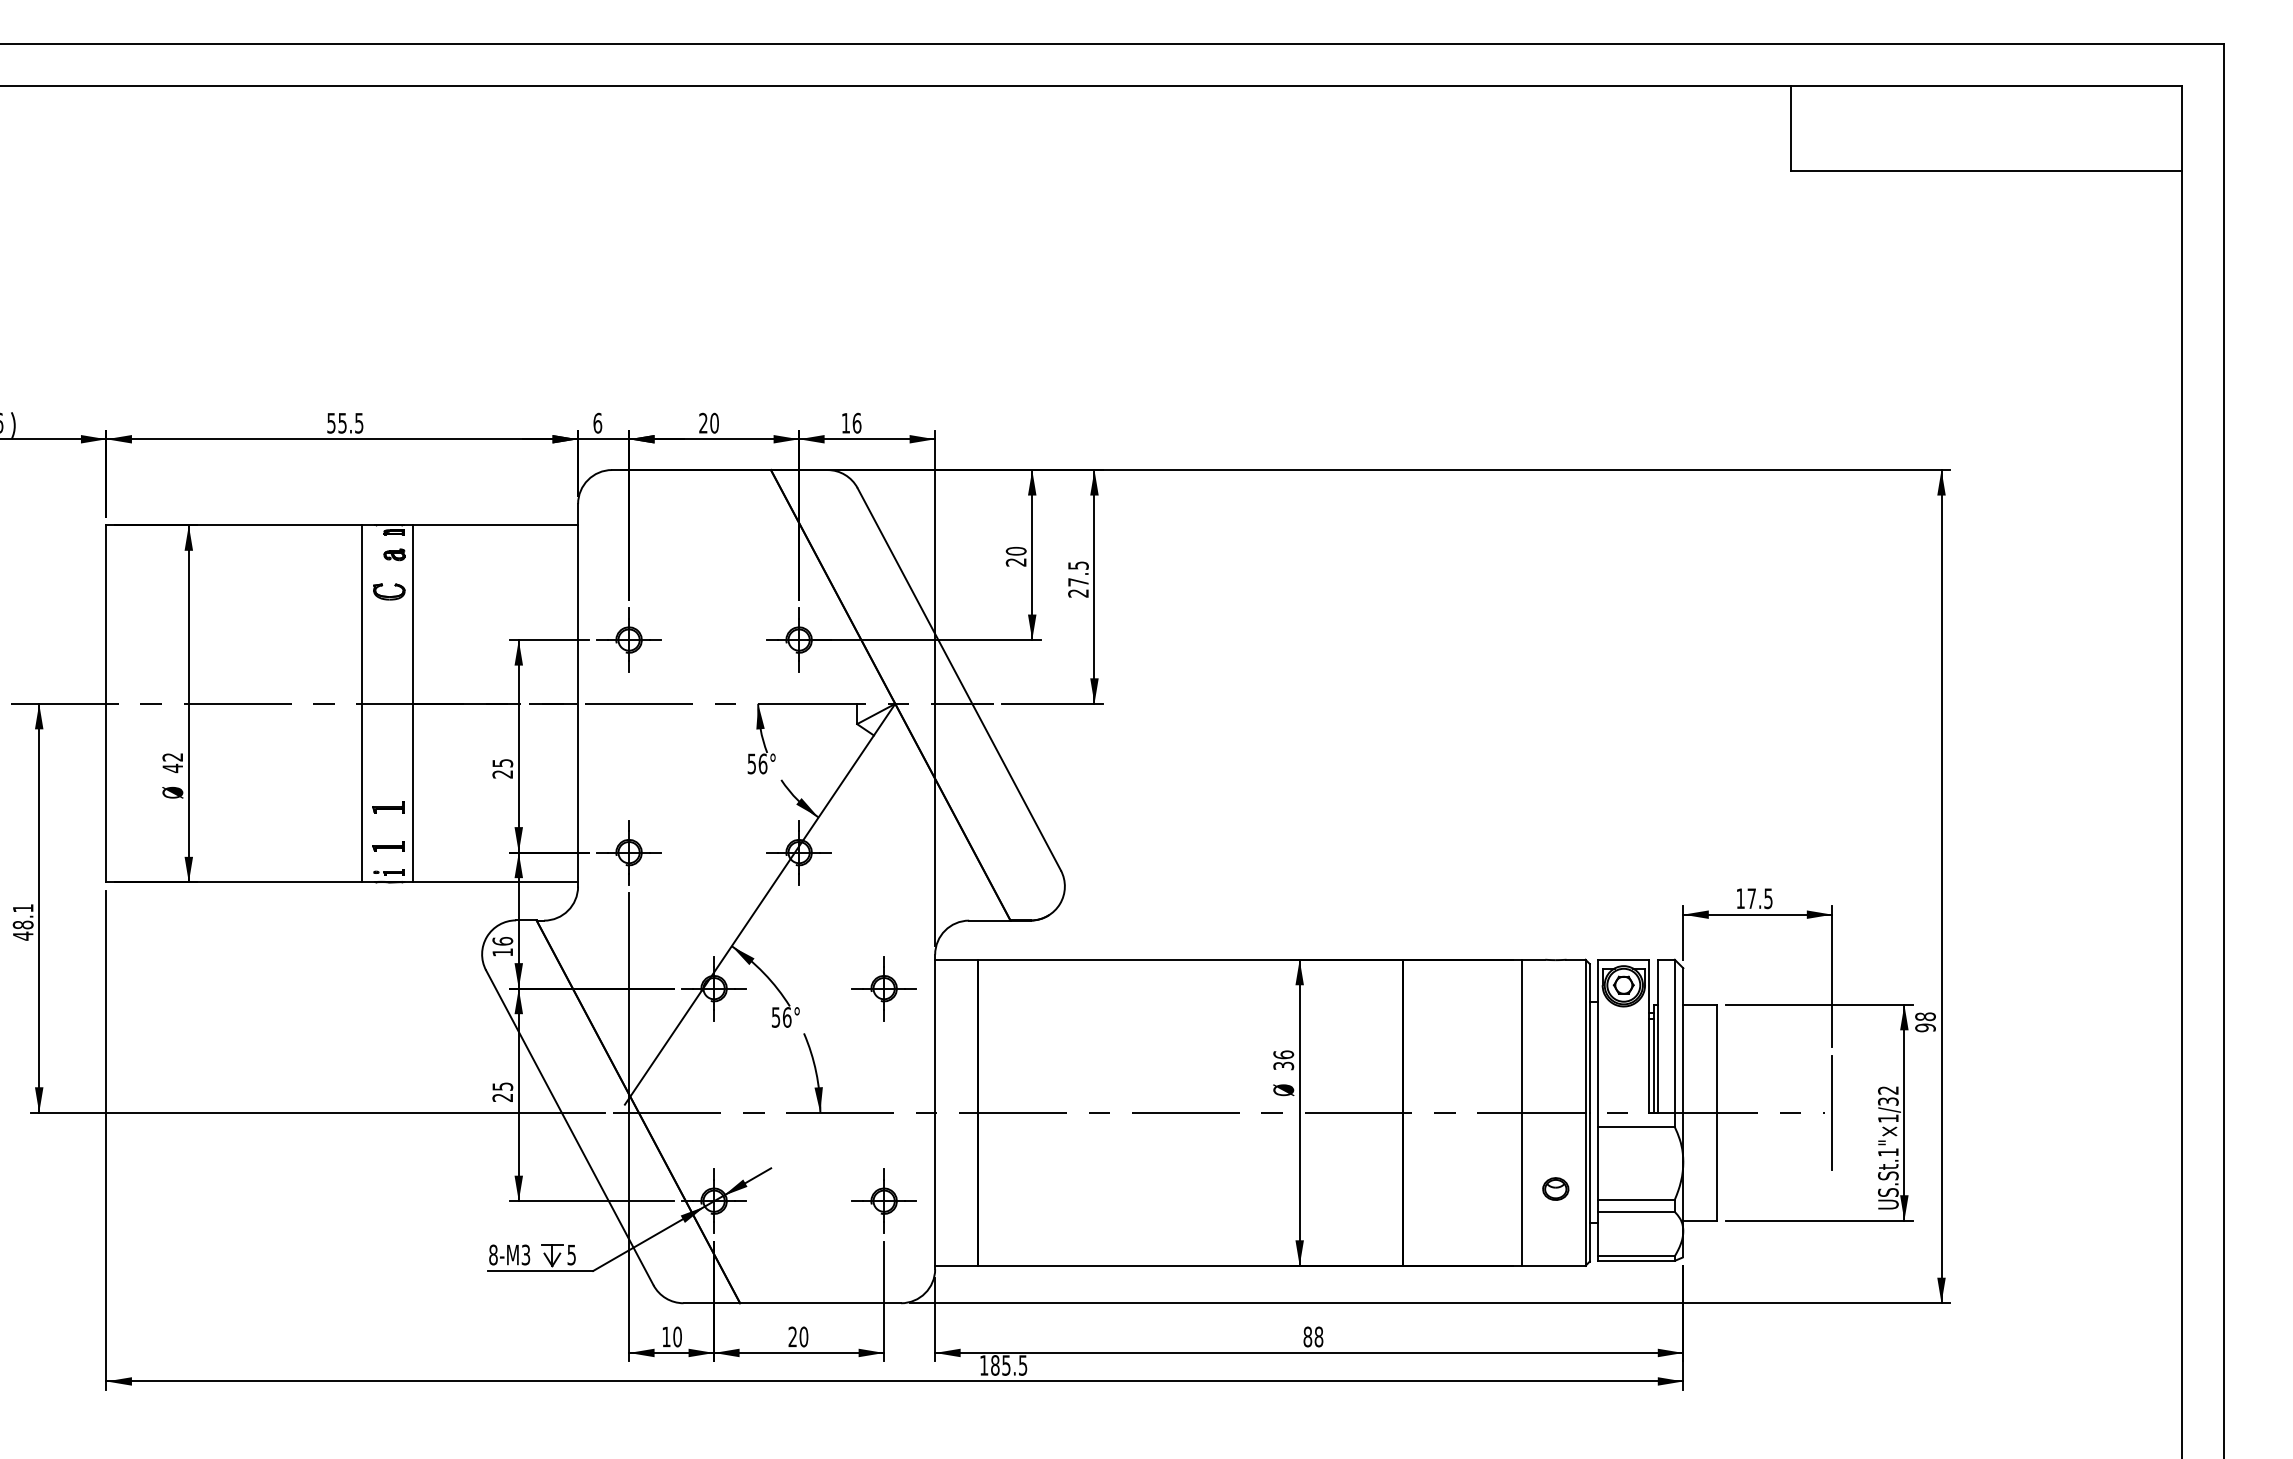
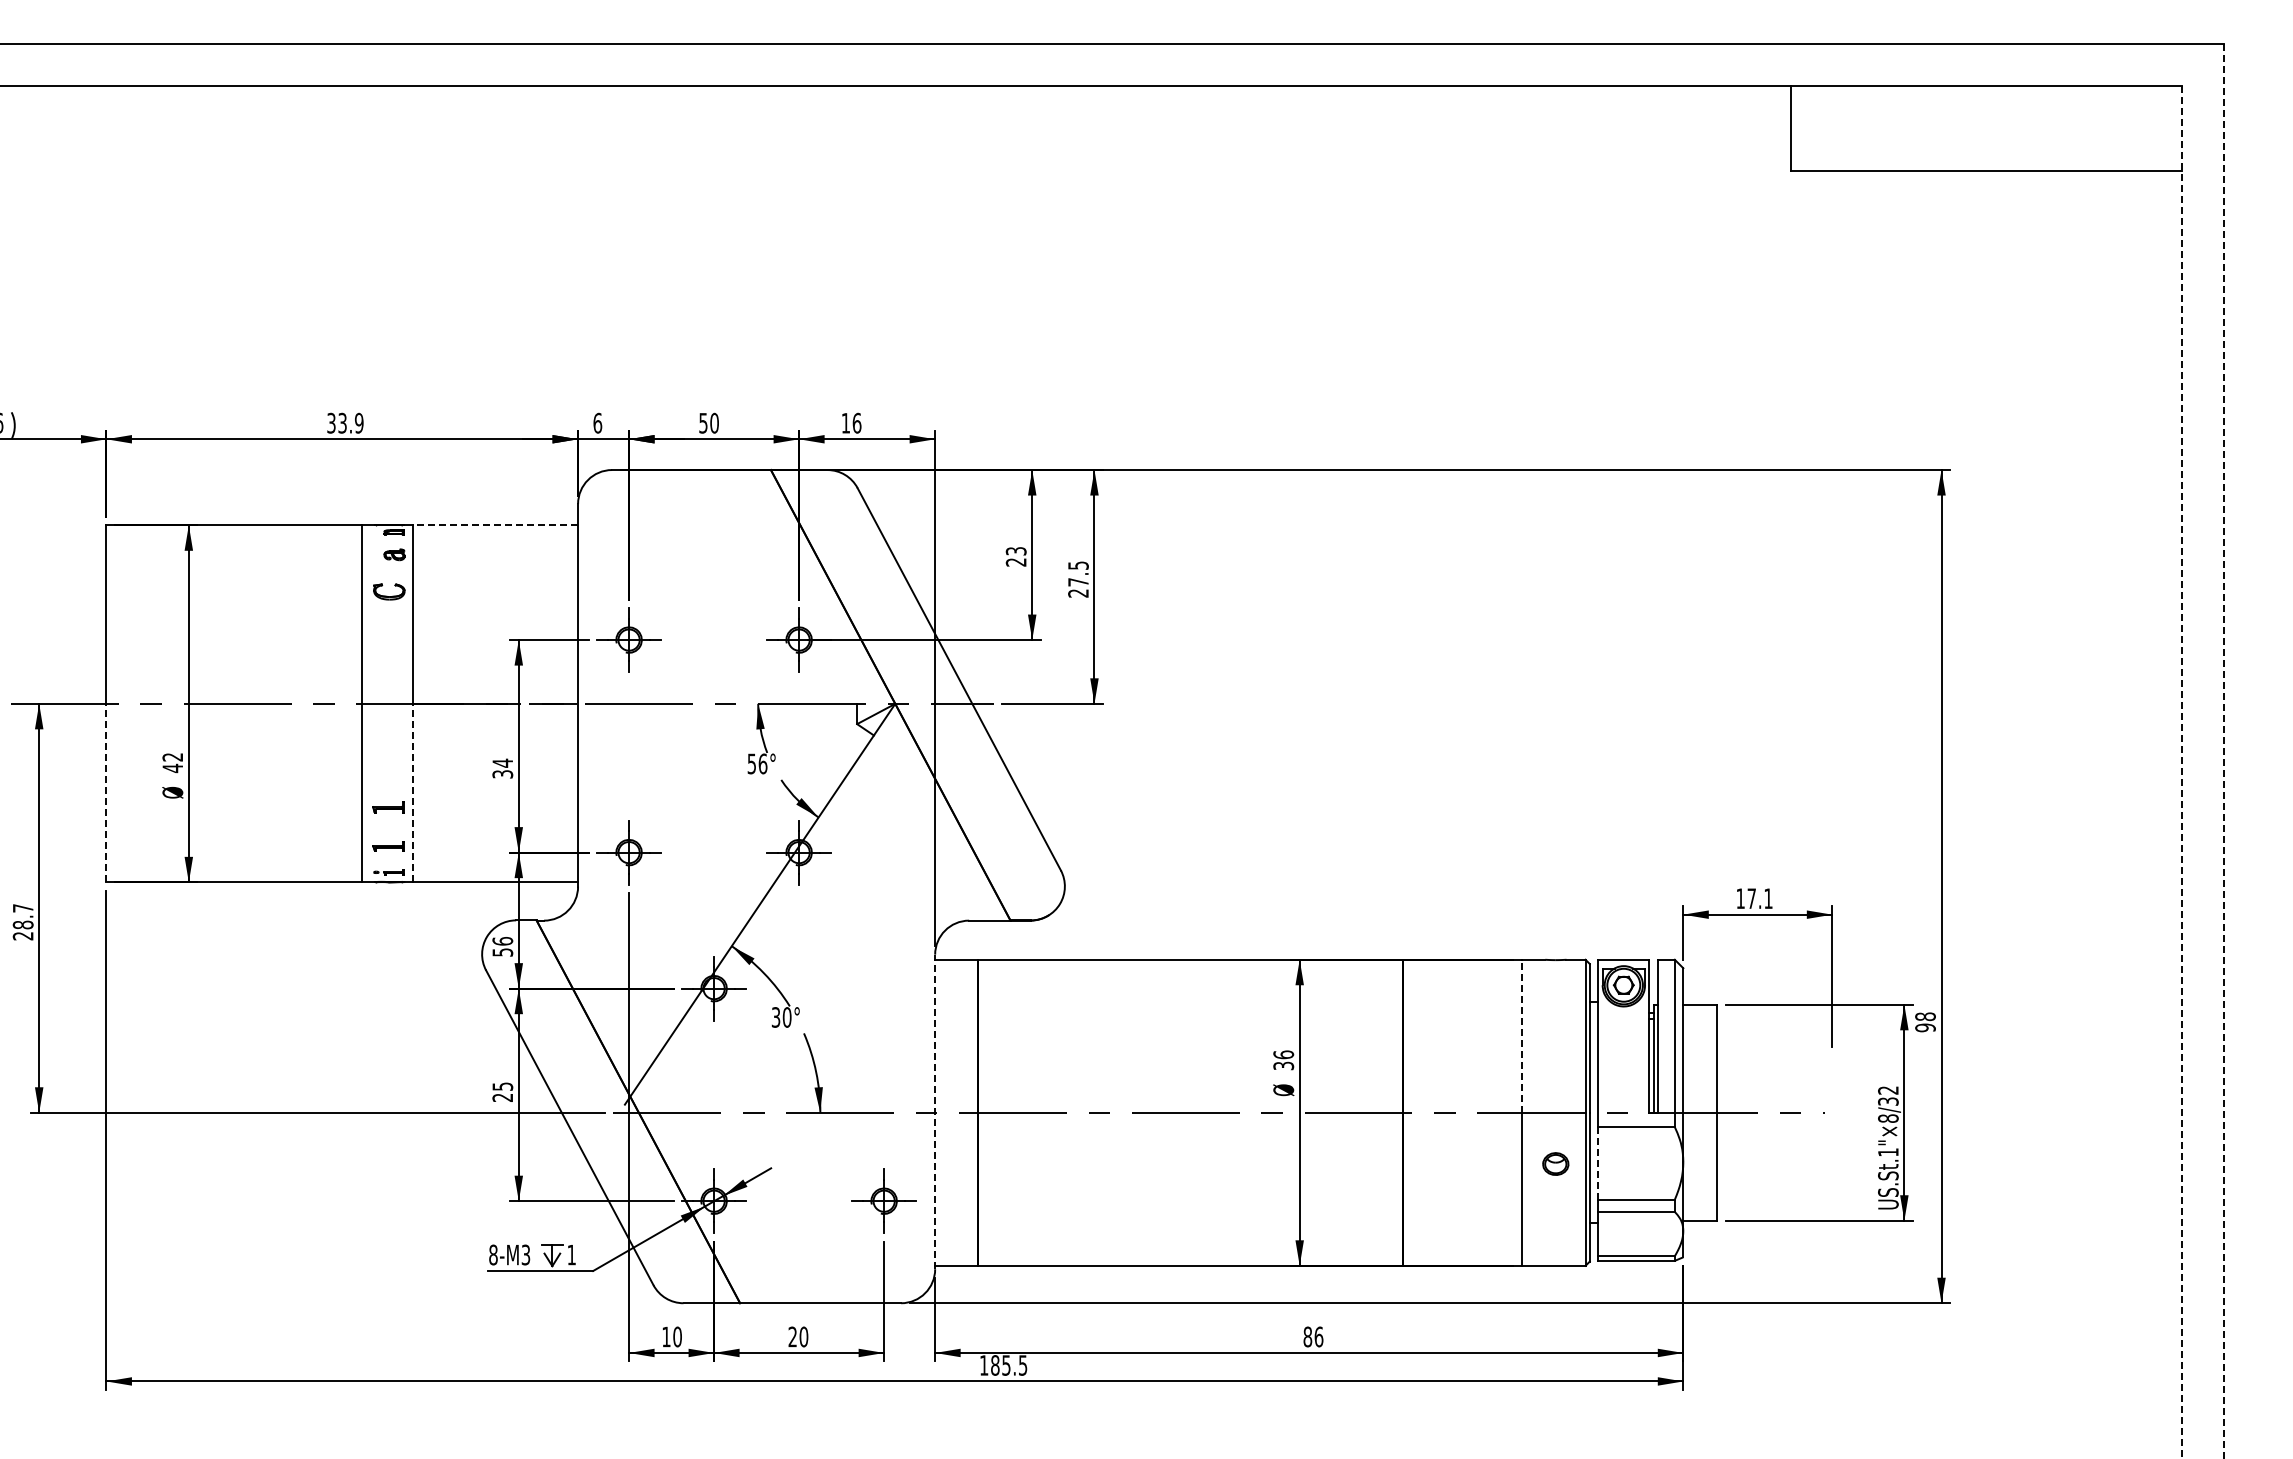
text: 55.5 -> 33.9 (345, 422)
text: 20 -> 50 (703, 422)
line: solid -> dashed (495, 525)
text: 20 -> 23 (1015, 550)
line: solid -> dashed (2224, 751)
text: 25 -> 34 (502, 768)
line: solid -> dashed (2181, 773)
line: solid -> dashed (106, 792)
line: solid -> dashed (412, 792)
text: 17.5 -> 17.1 (1768, 898)
text: 48.1 -> 28.7 (22, 922)
text: 16 -> 56 (502, 952)
part: present -> none (883, 988)
text: 56° -> 30° (781, 1017)
line: solid -> dashed (1521, 1036)
line: solid -> dashed (935, 1111)
line: present -> none (1832, 1112)
text: US.St.1"×1/32 -> US.St.1"×8/32 (1888, 1118)
line: solid -> dashed (1598, 1163)
part position: (1555, 1188) -> (1555, 1163) (1555, 1163)
text: 5 -> 1 (571, 1255)
text: 88 -> 86 (1318, 1336)
